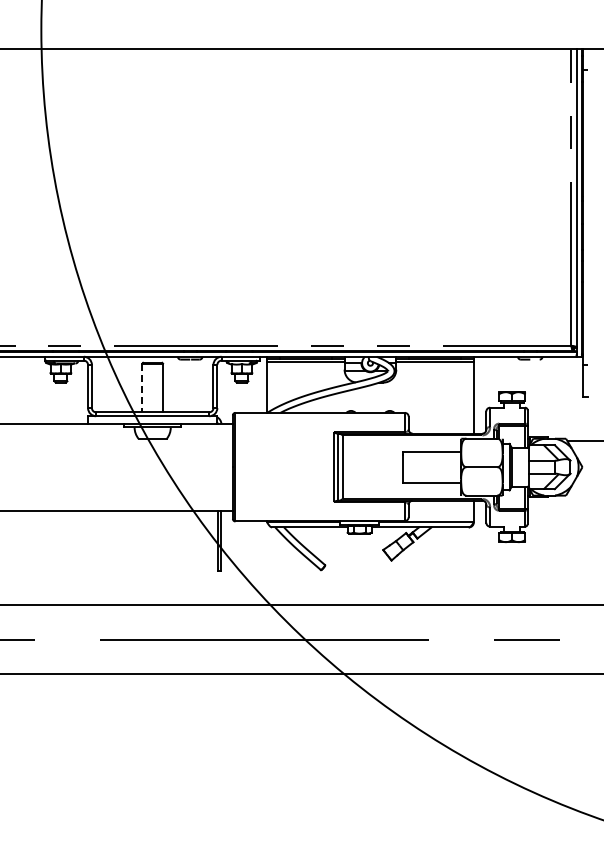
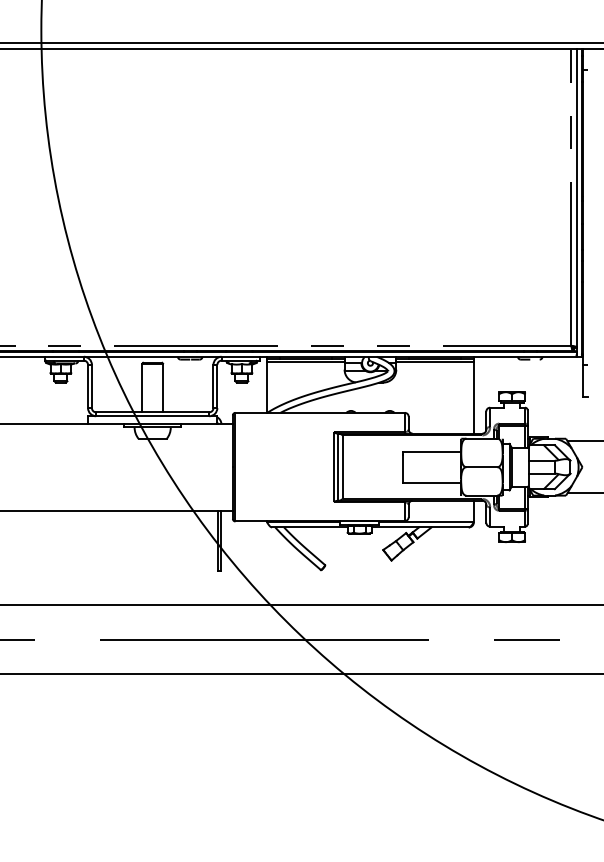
line: none -> present (301, 43)
line: dashed -> solid (142, 388)
line: none -> present (583, 493)
